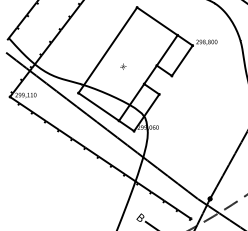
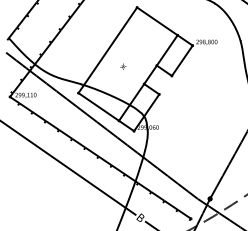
line: none -> present (68, 168)
